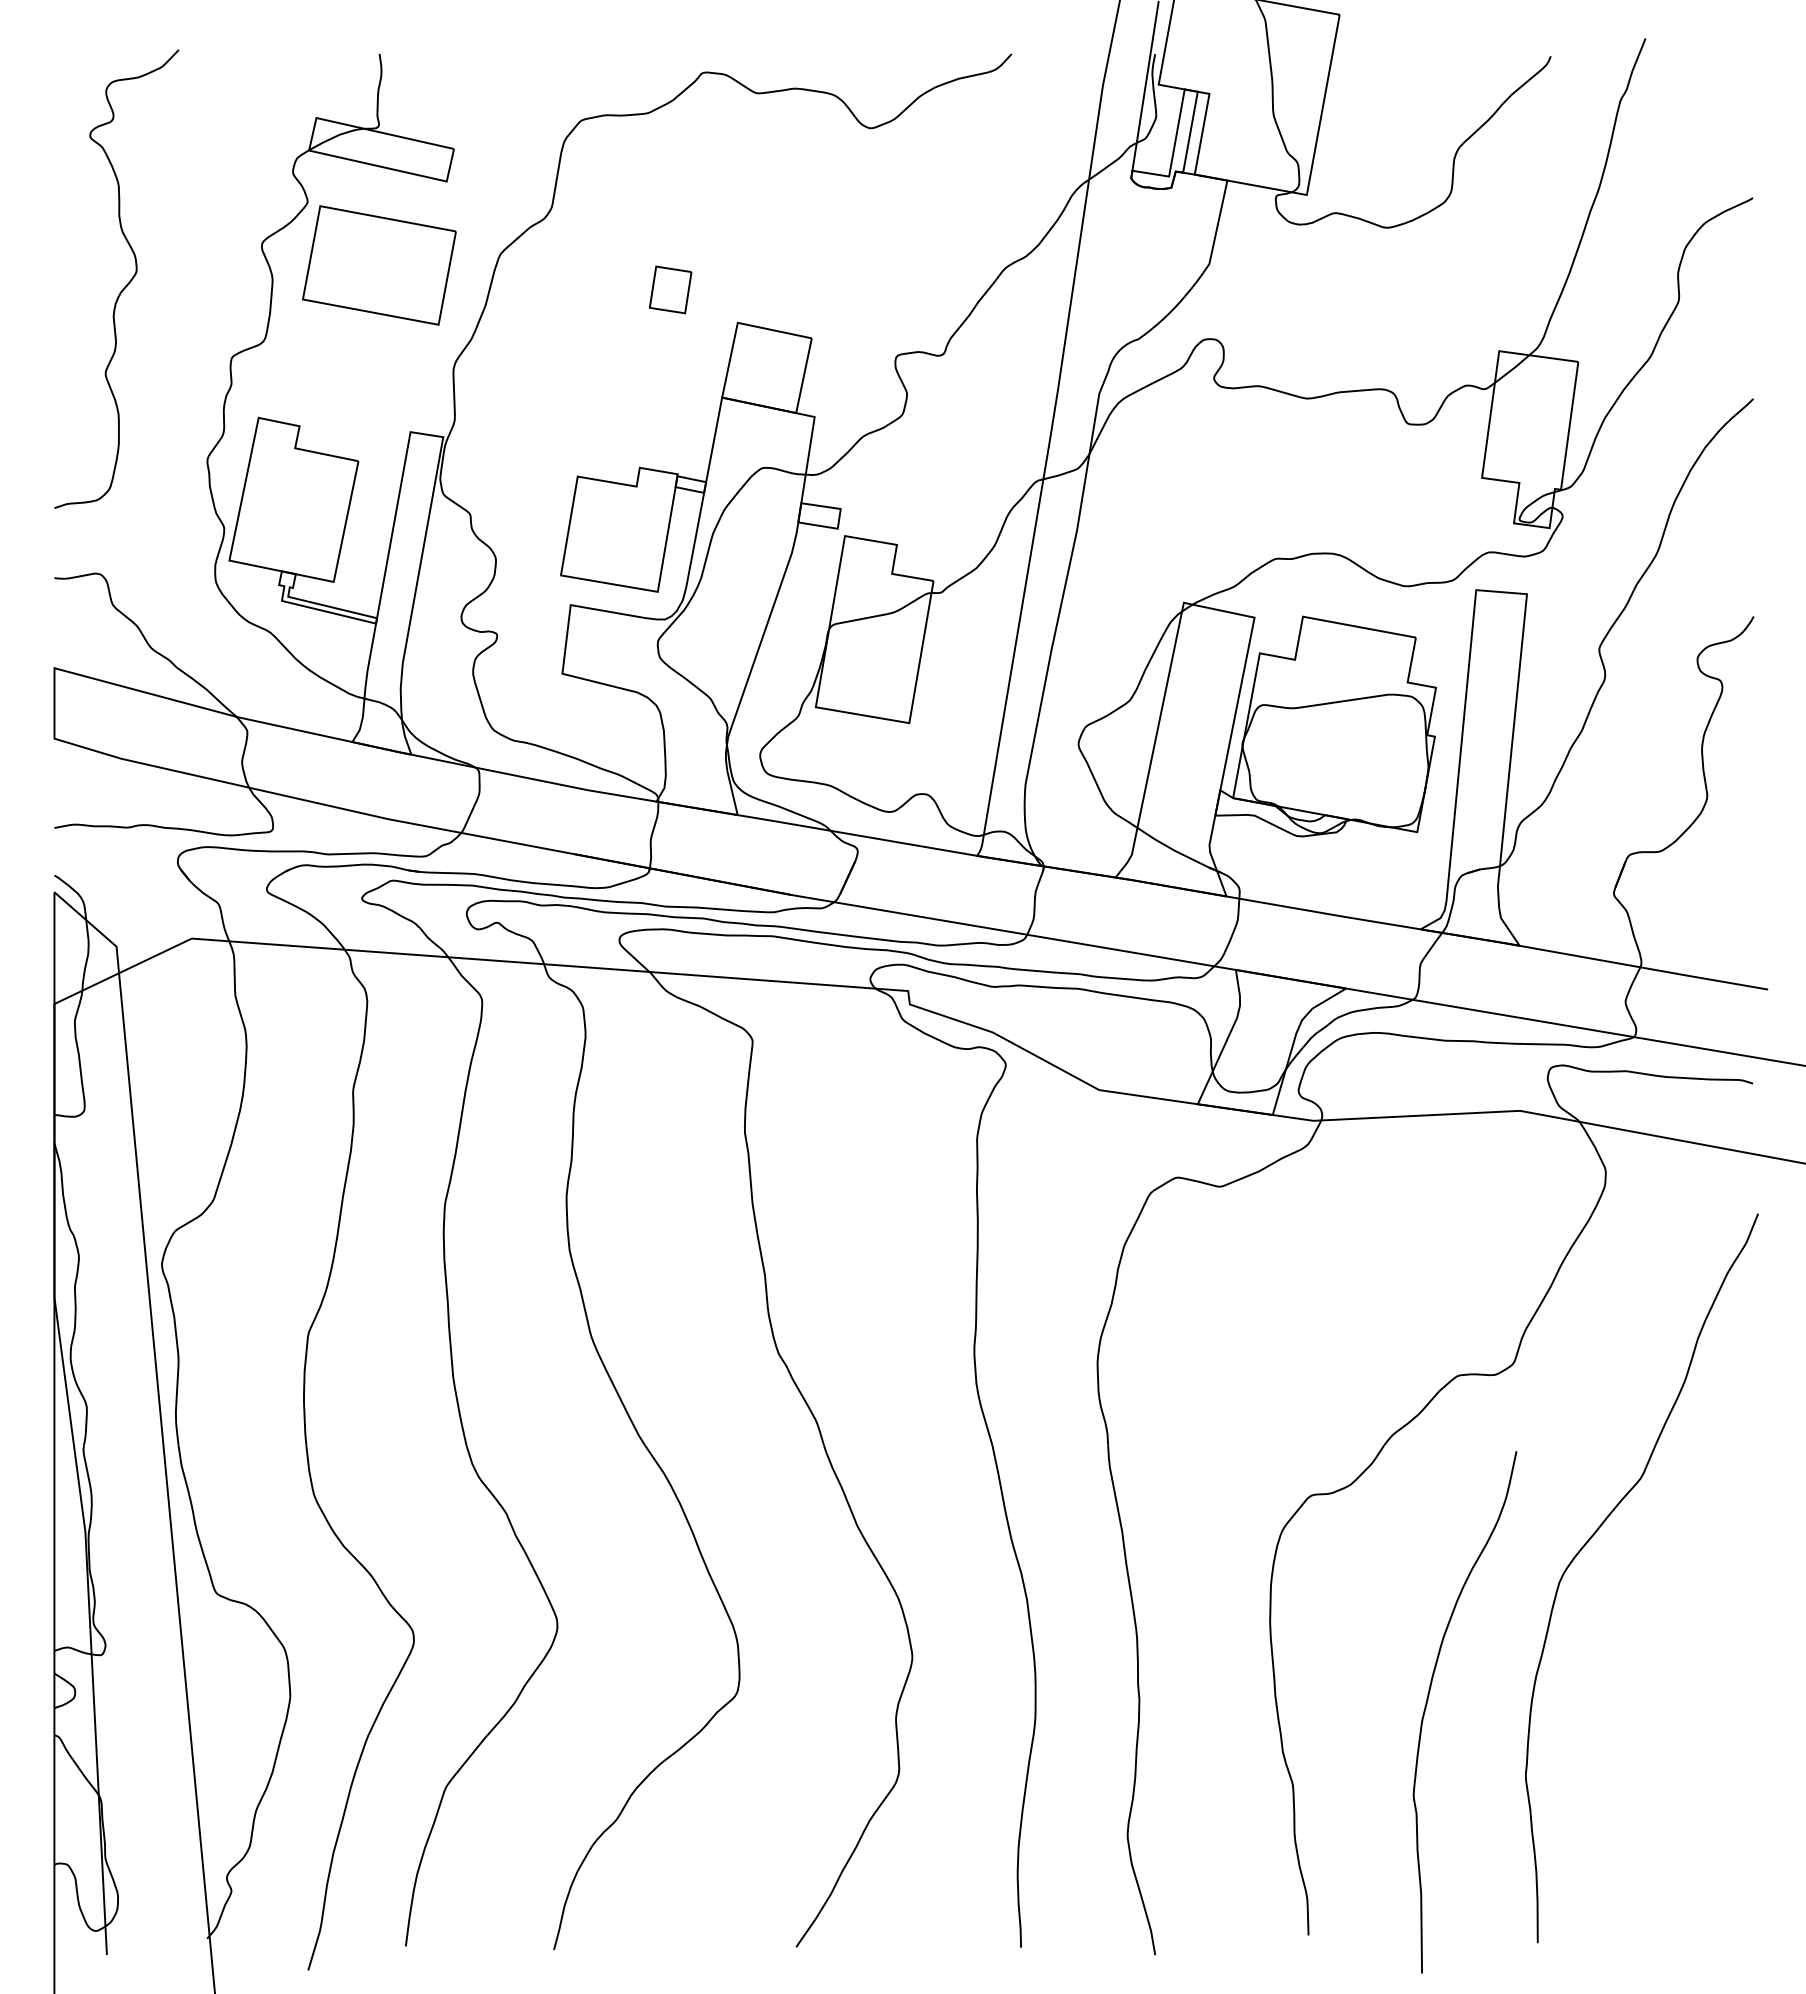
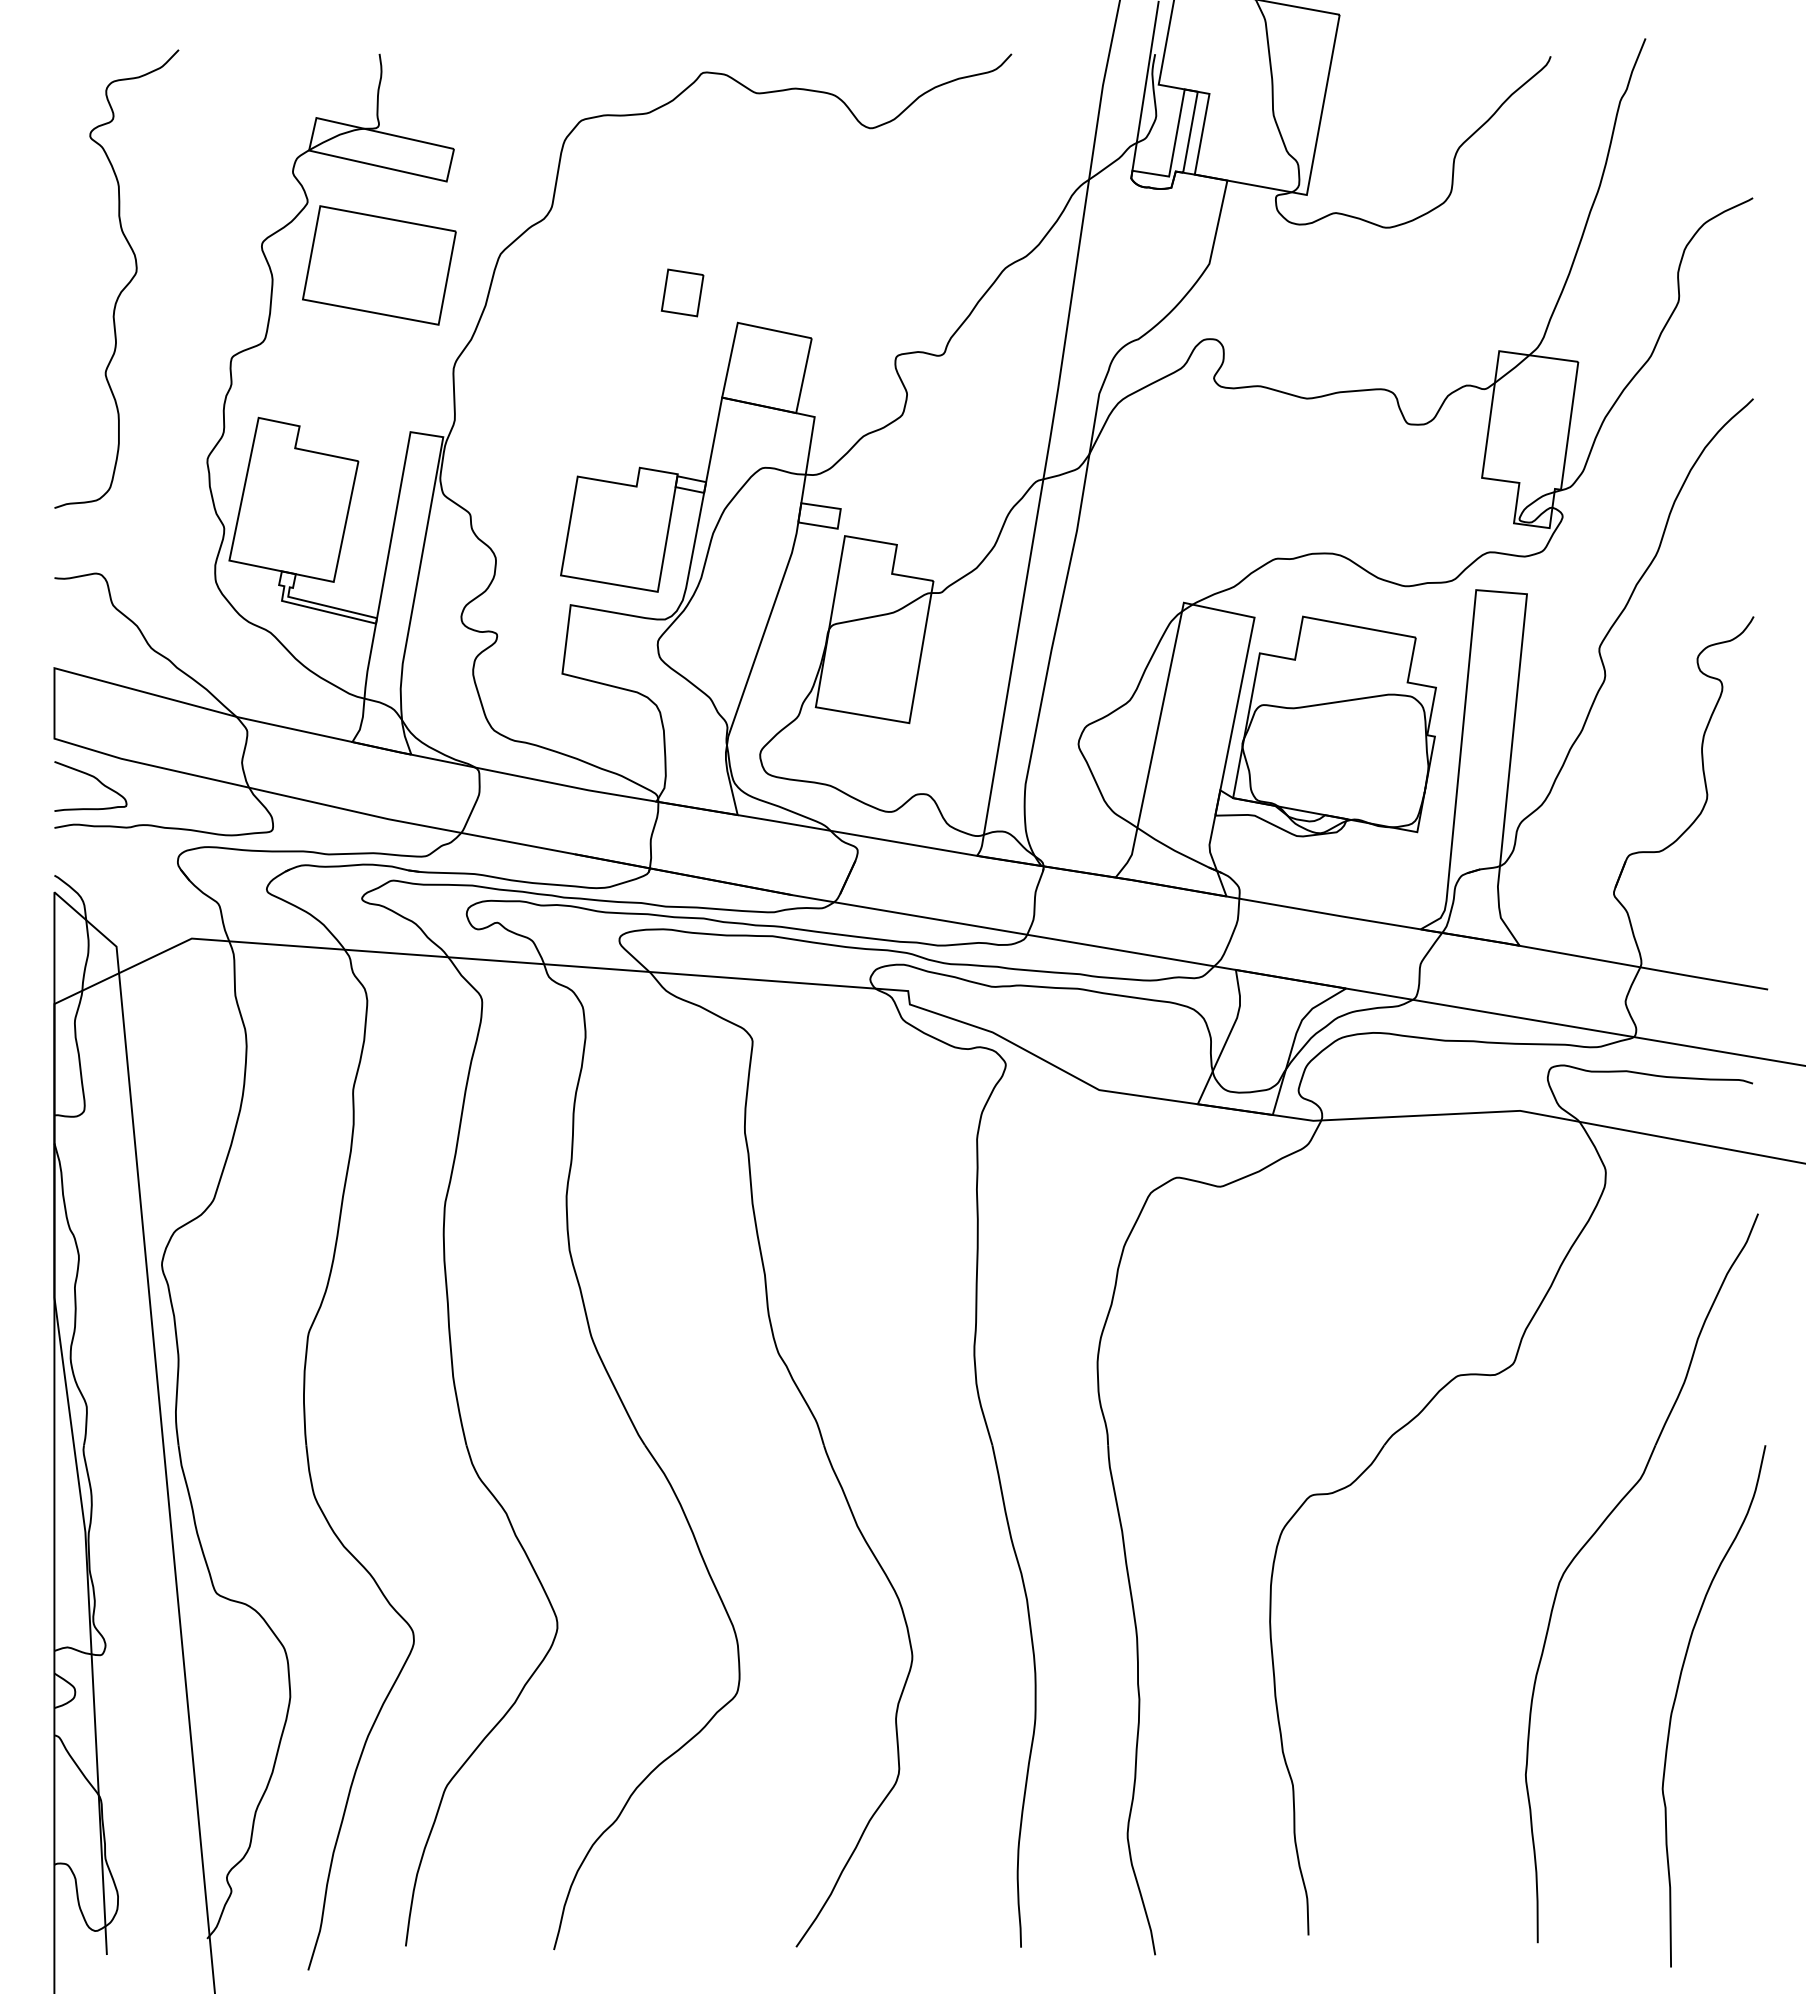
part position: (670, 289) -> (682, 292) (682, 292)
curve: none -> present (95, 779)
curve position: (1427, 1704) -> (1676, 1698) (1676, 1698)
